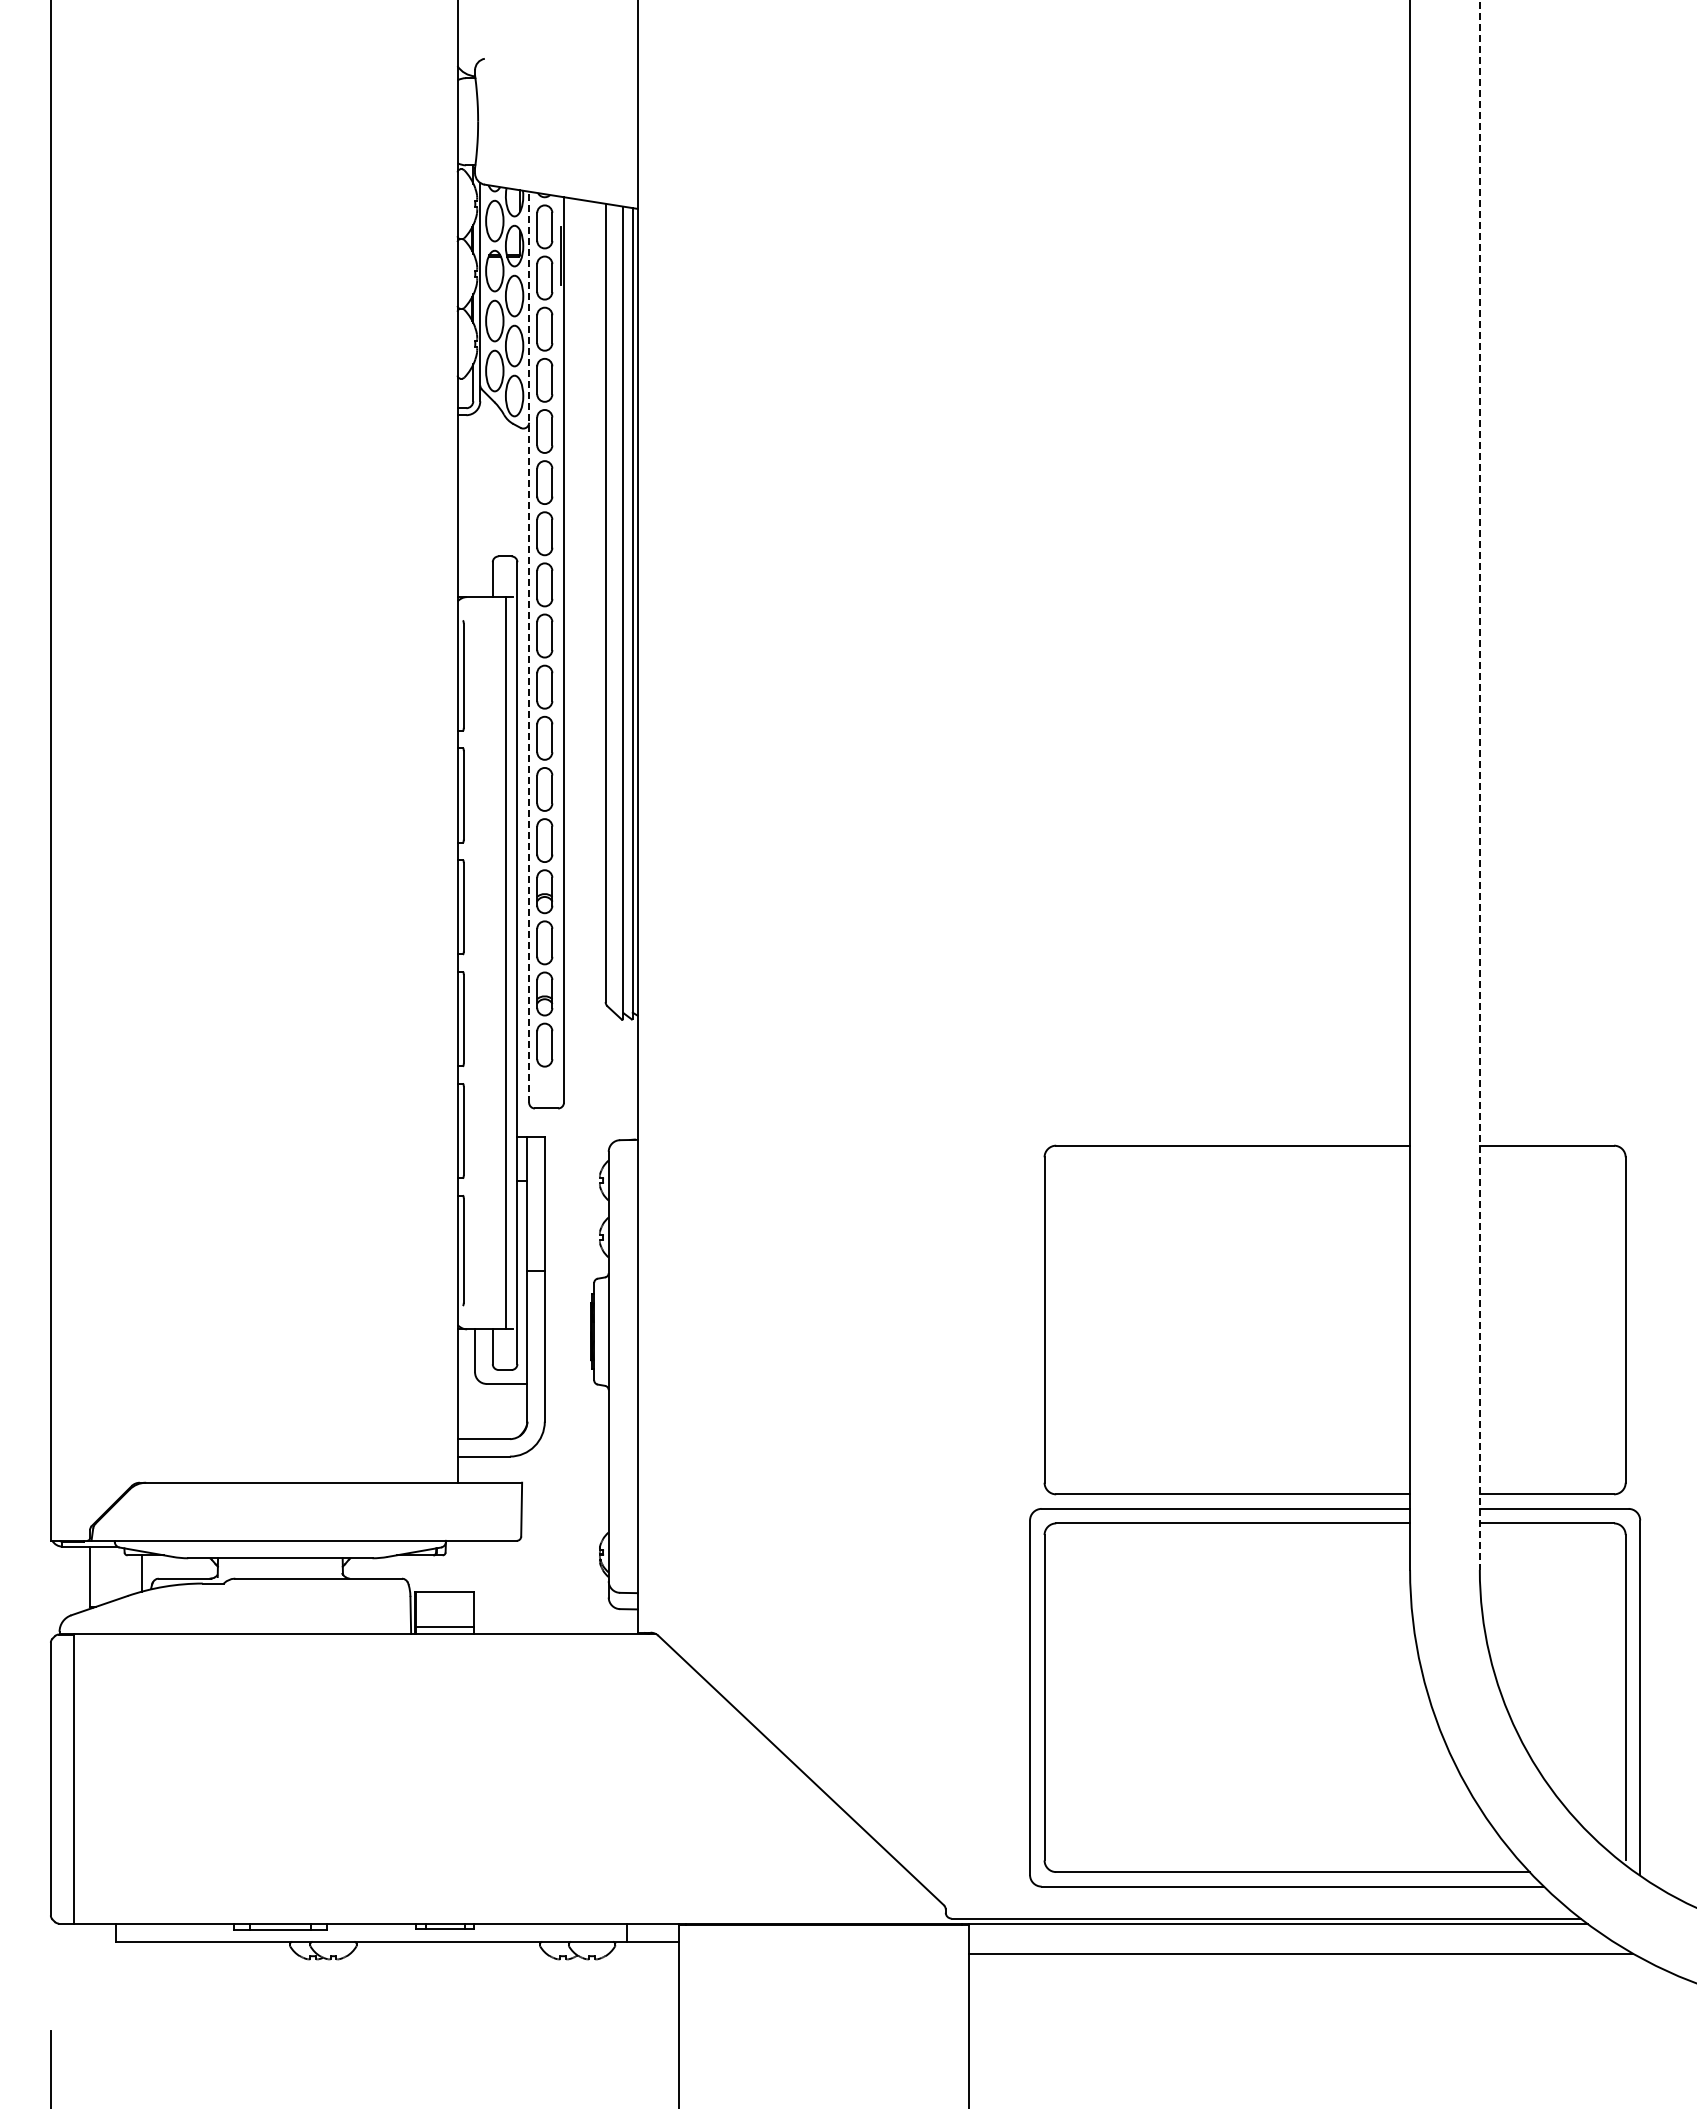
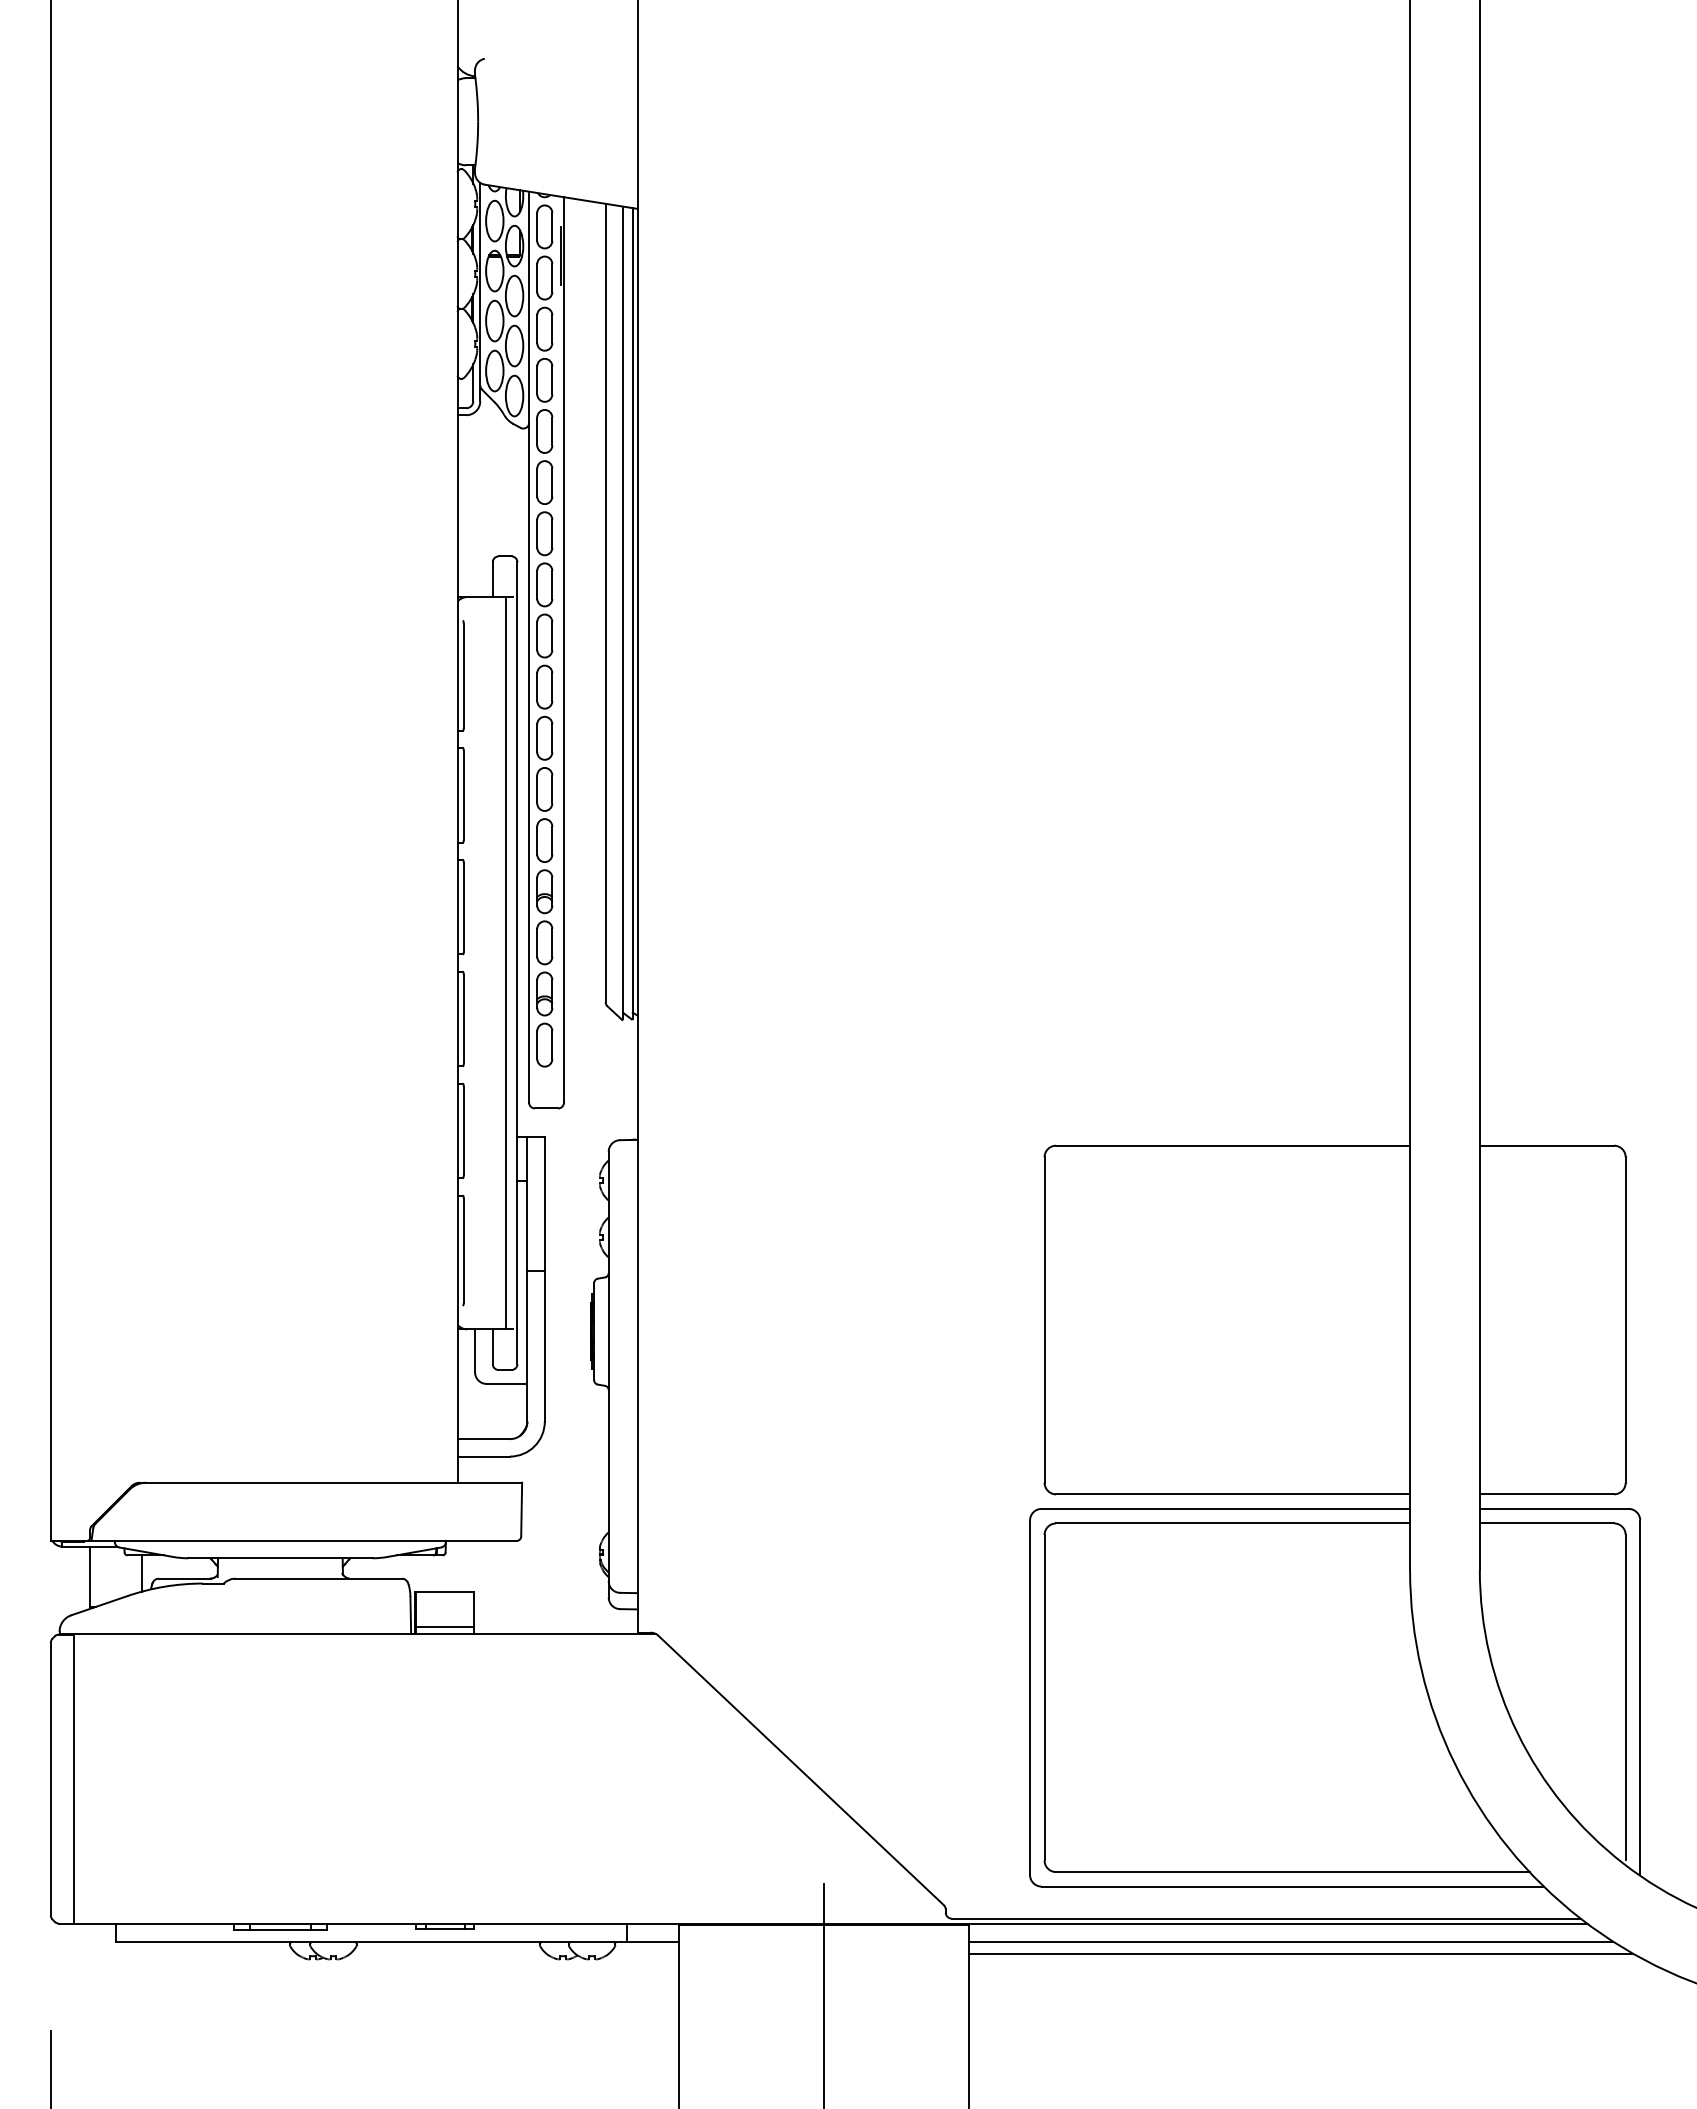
line: dashed -> solid (529, 646)
line: dashed -> solid (1479, 785)
line: none -> present (1291, 1941)
line: none -> present (824, 1994)
